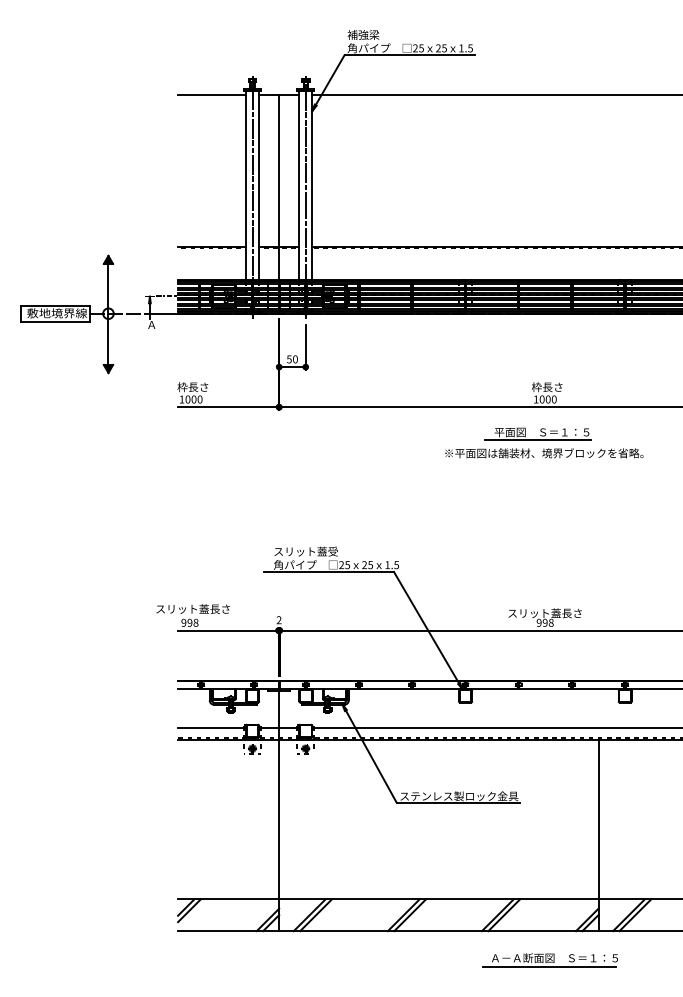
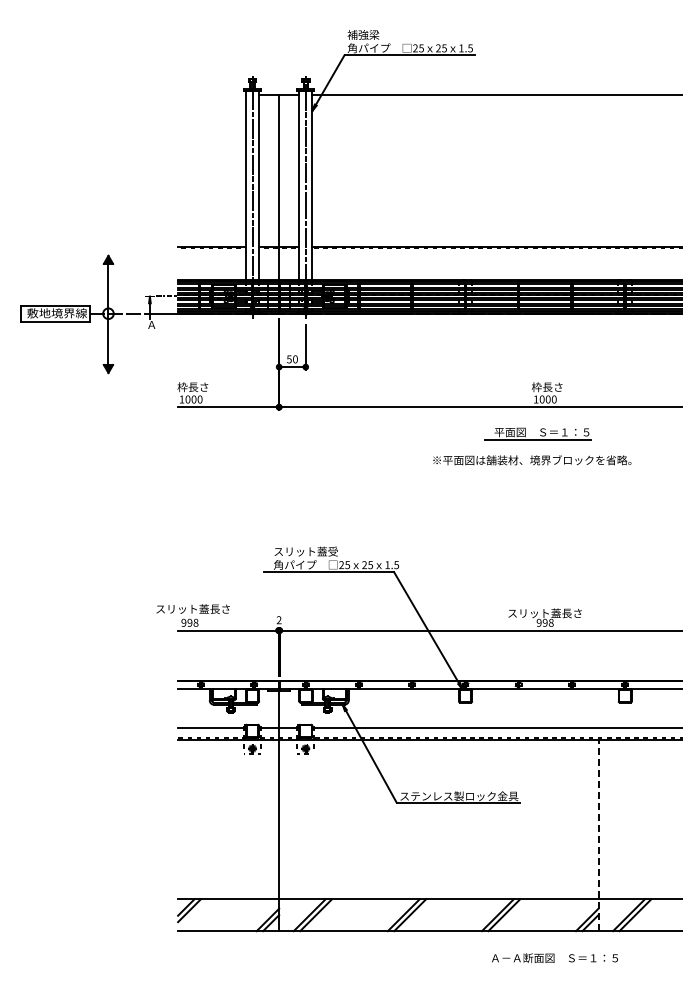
line: present -> none (211, 95)
text position: (544, 453) -> (532, 460) (532, 460)
line: solid -> dashed (598, 835)
line: present -> none (549, 967)
